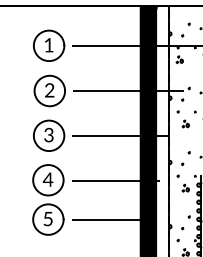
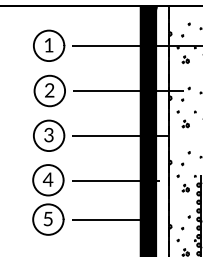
part position: (179, 59) -> (185, 59) (185, 59)
